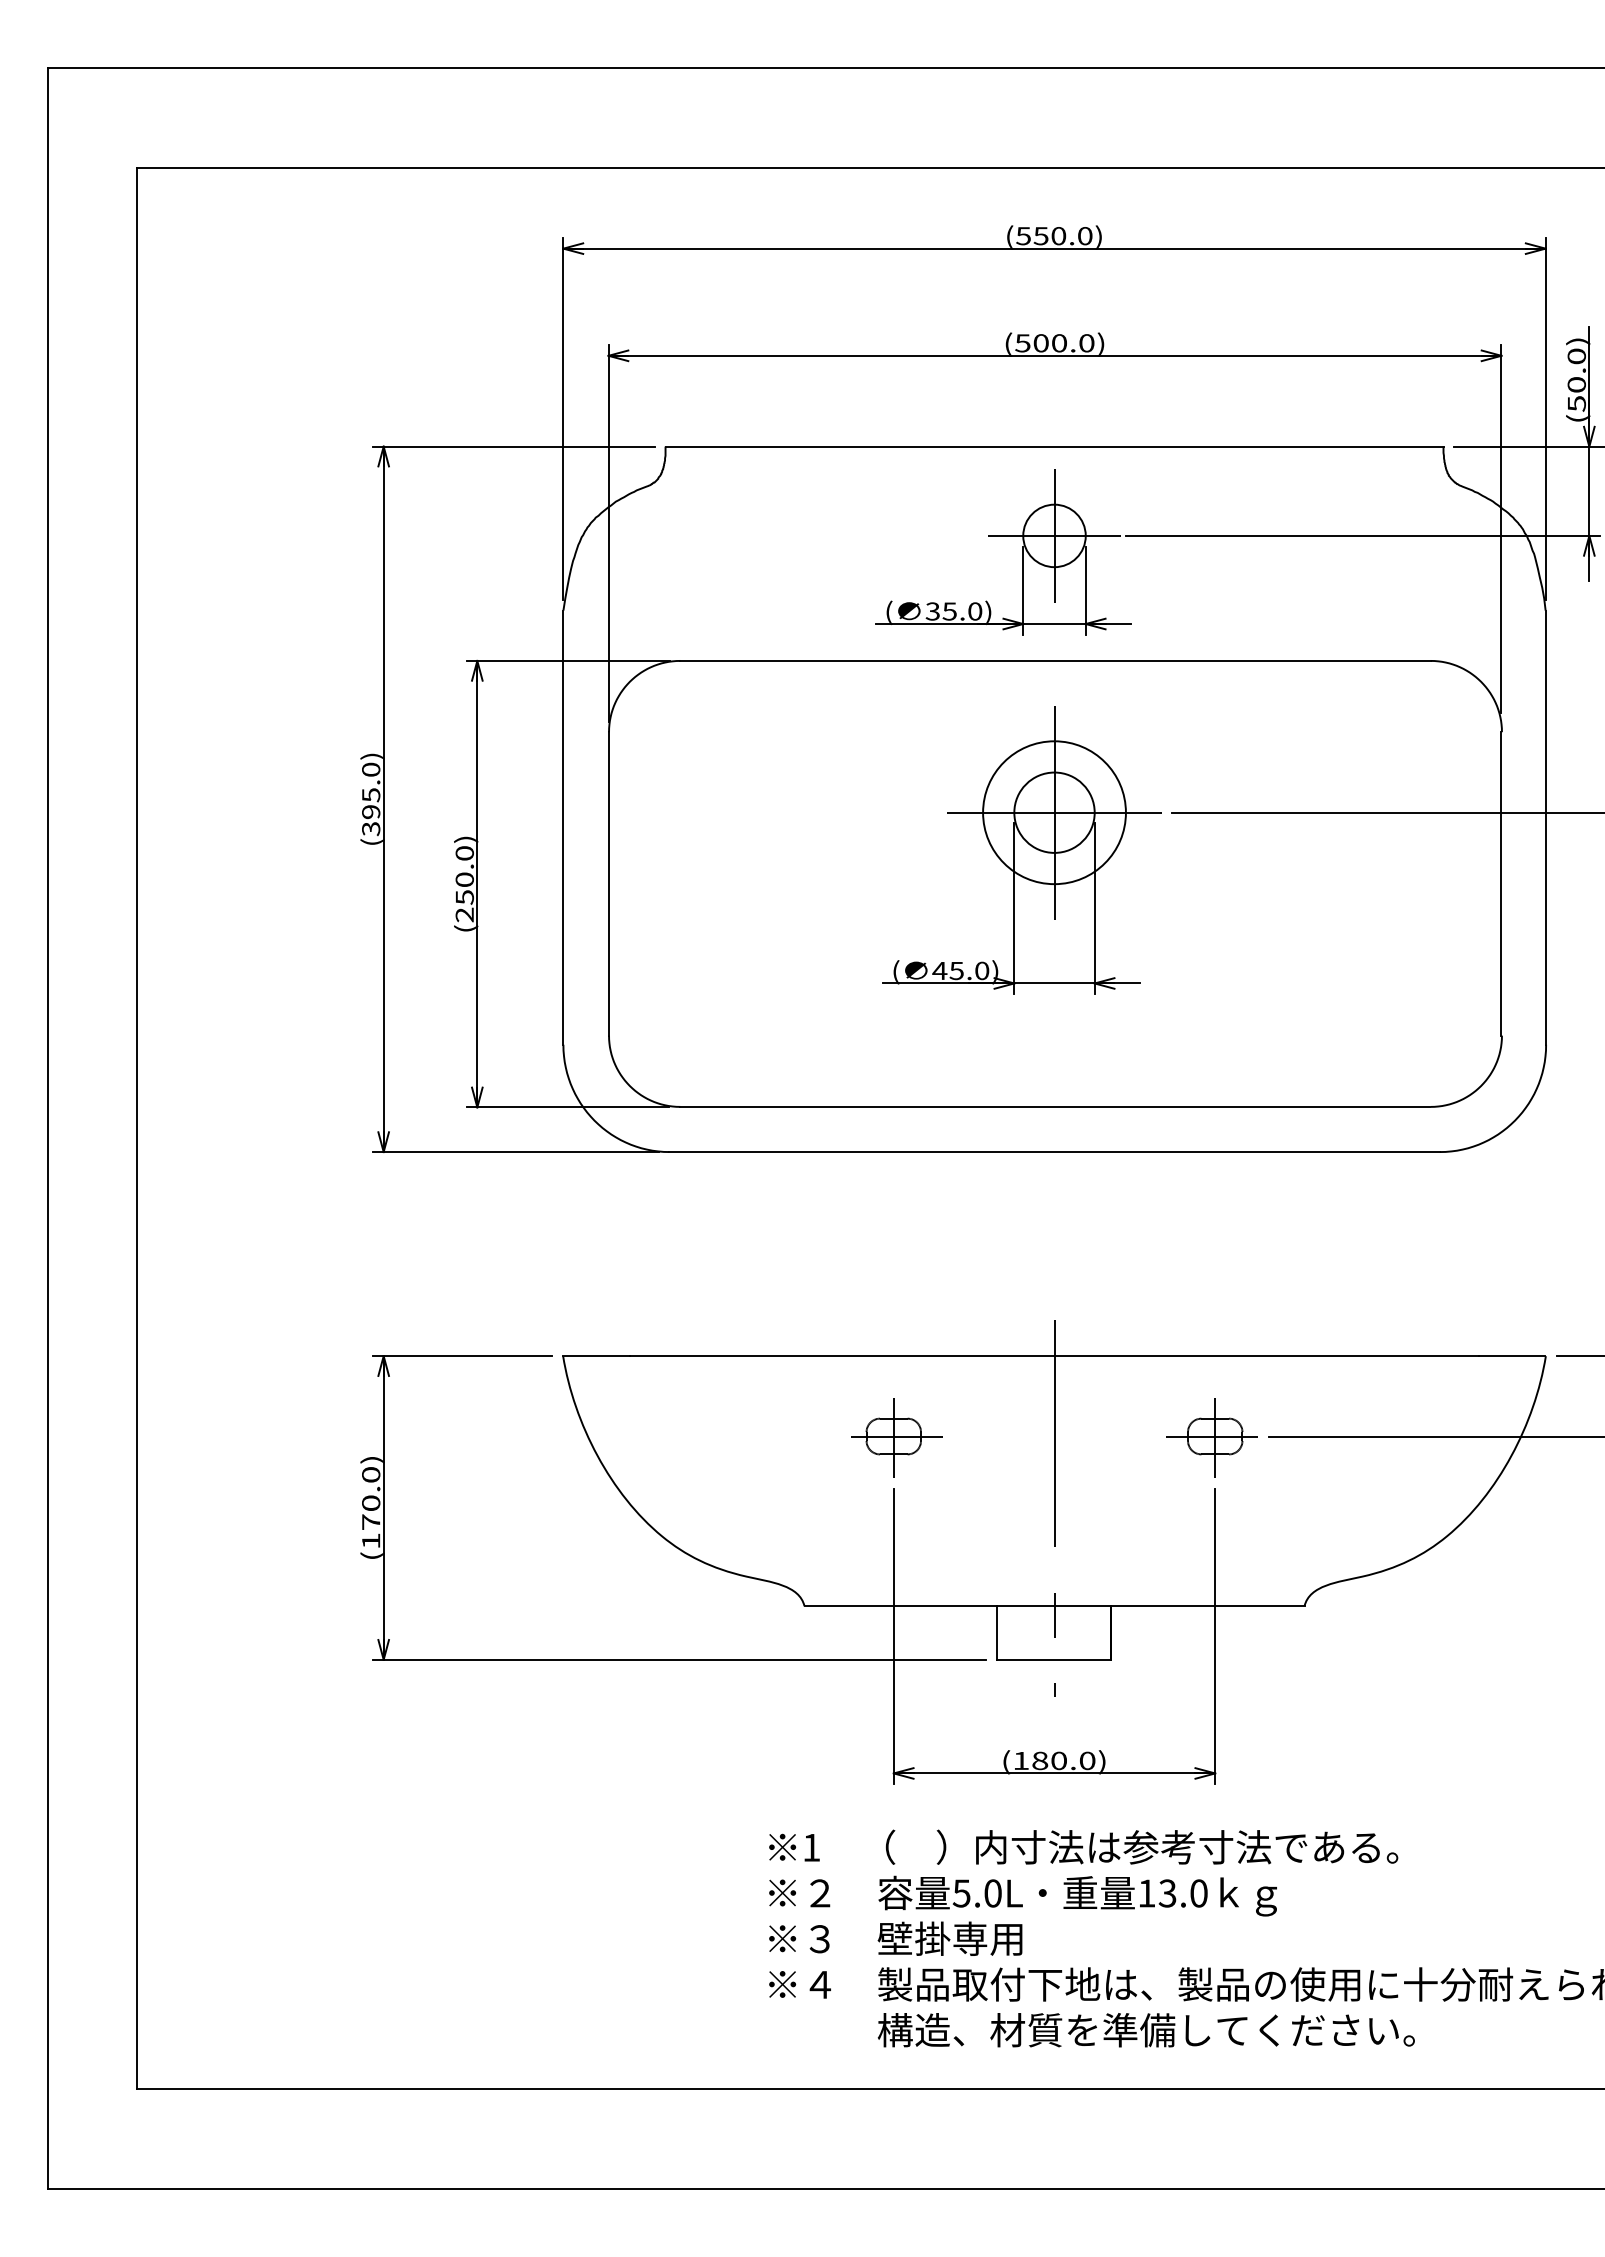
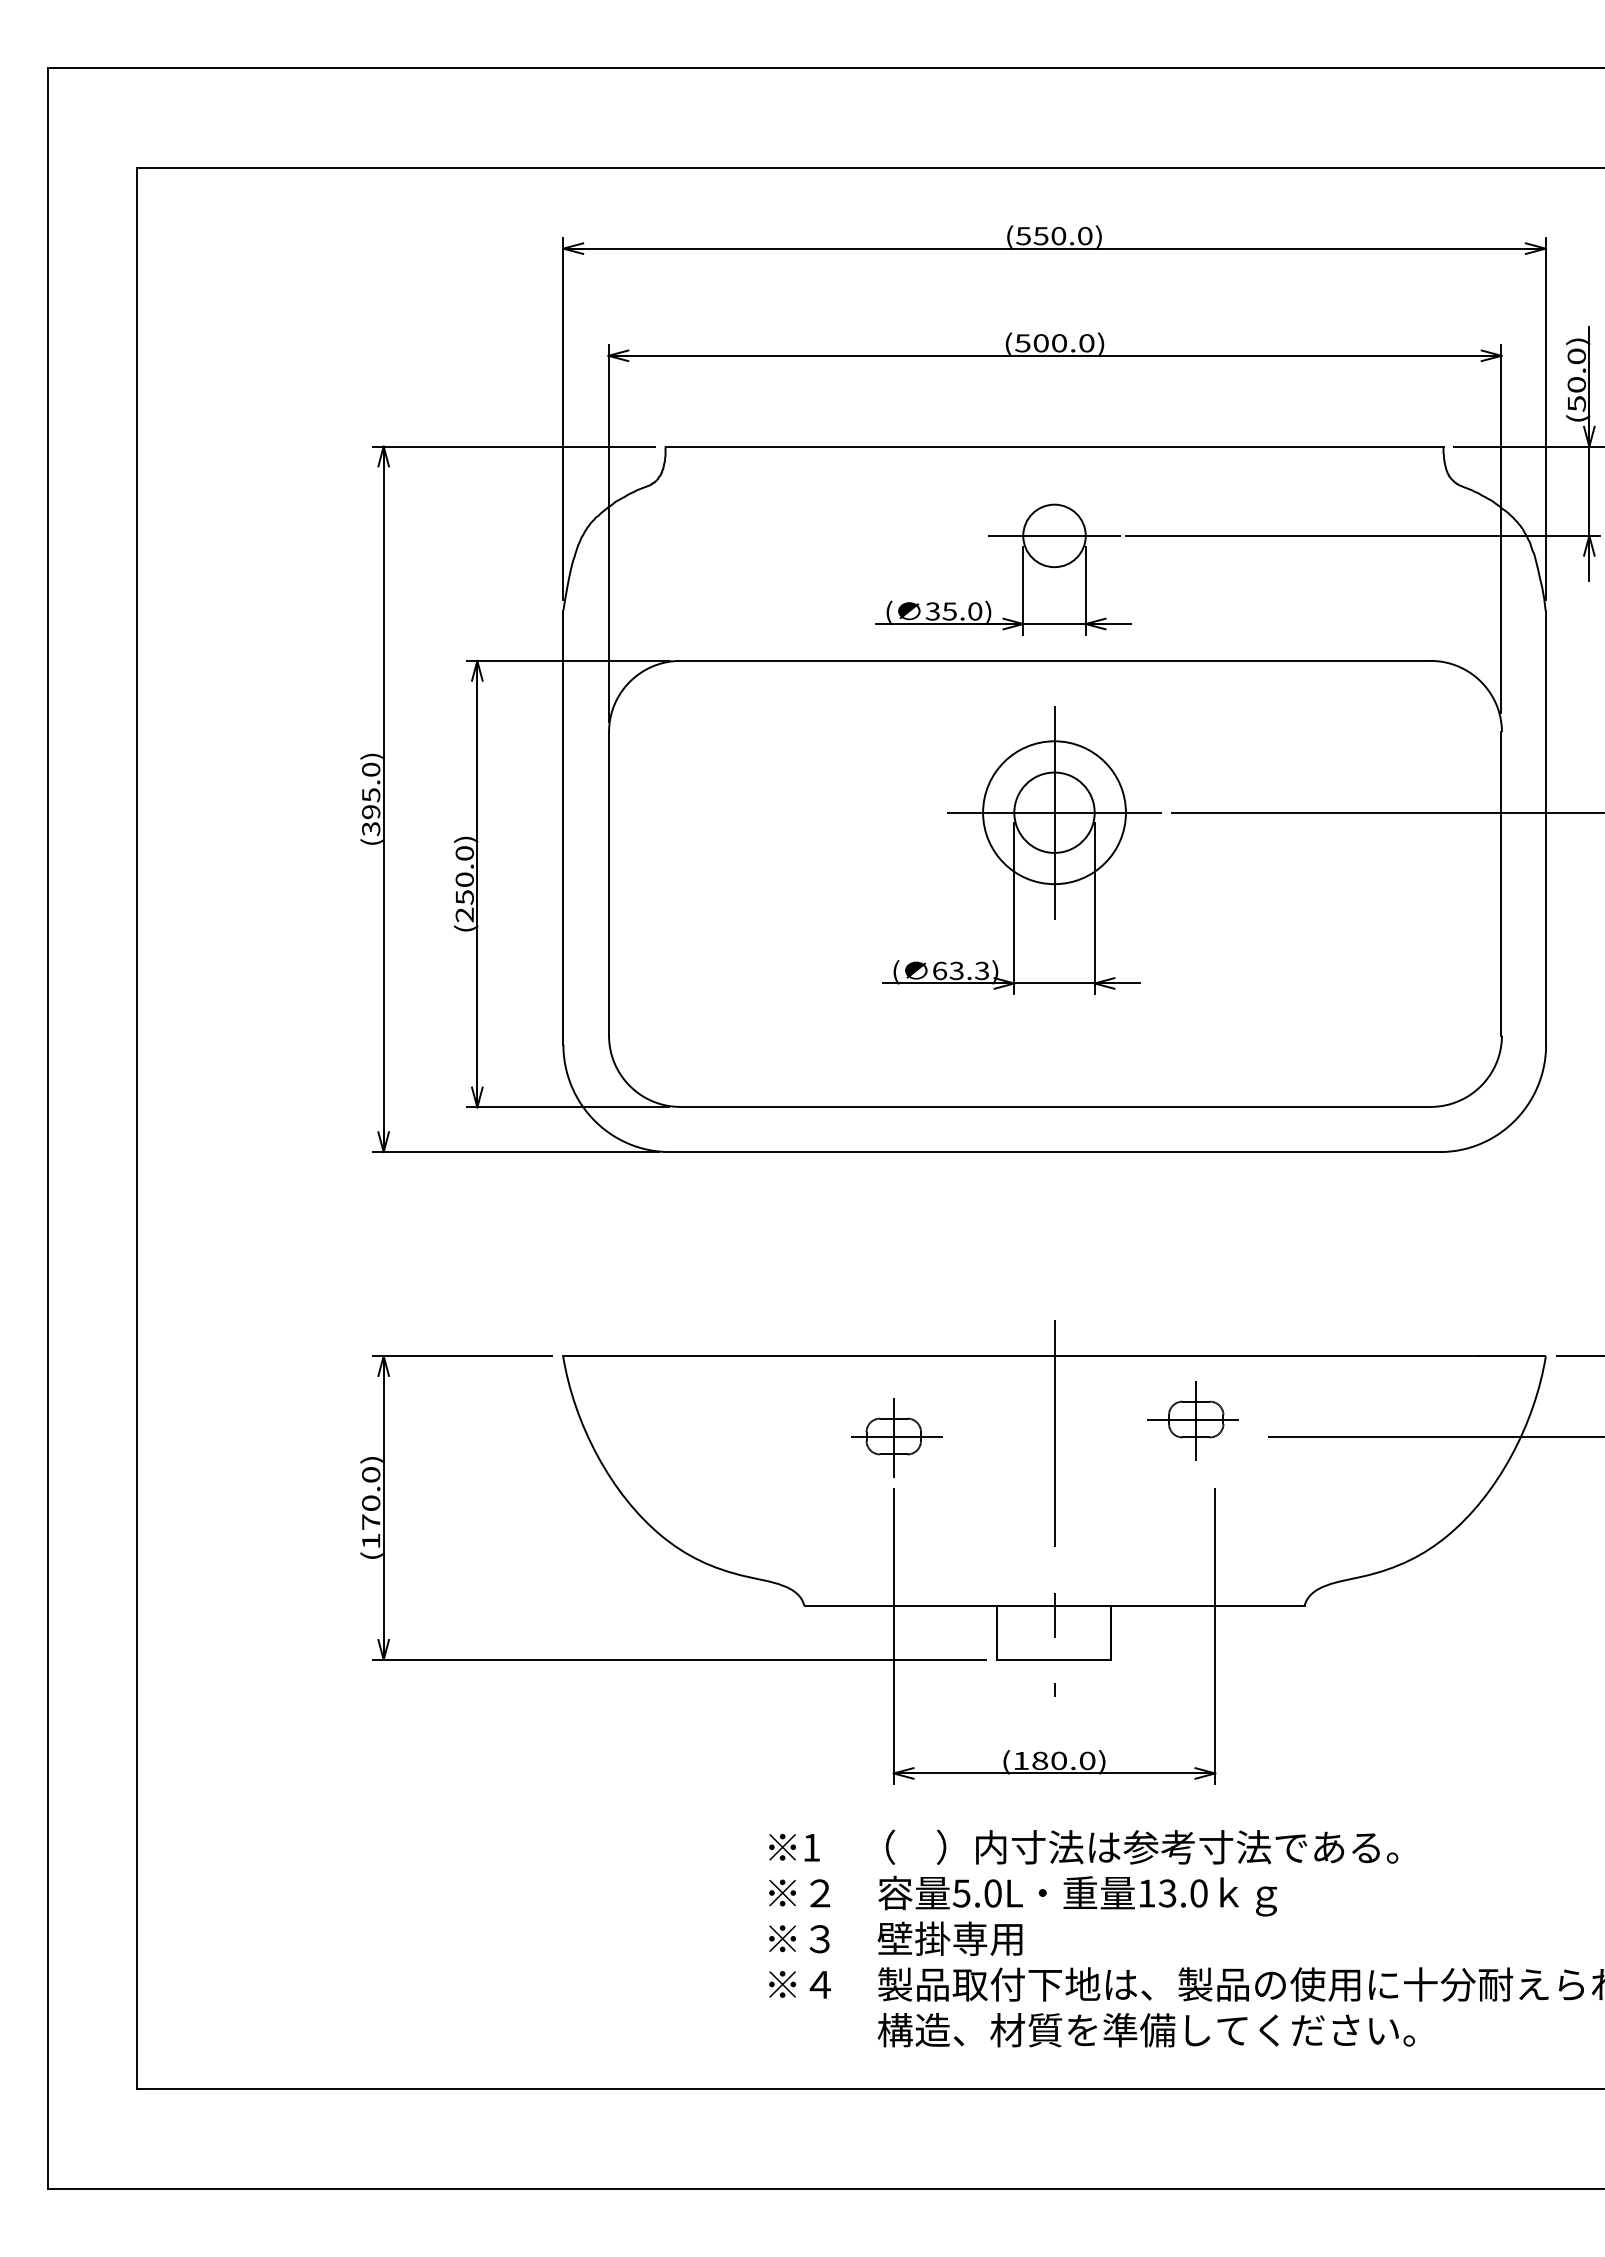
line: present -> none (1054, 535)
text: 45.0) -> 63.3) (960, 970)
part position: (1211, 1437) -> (1192, 1420) (1192, 1420)
